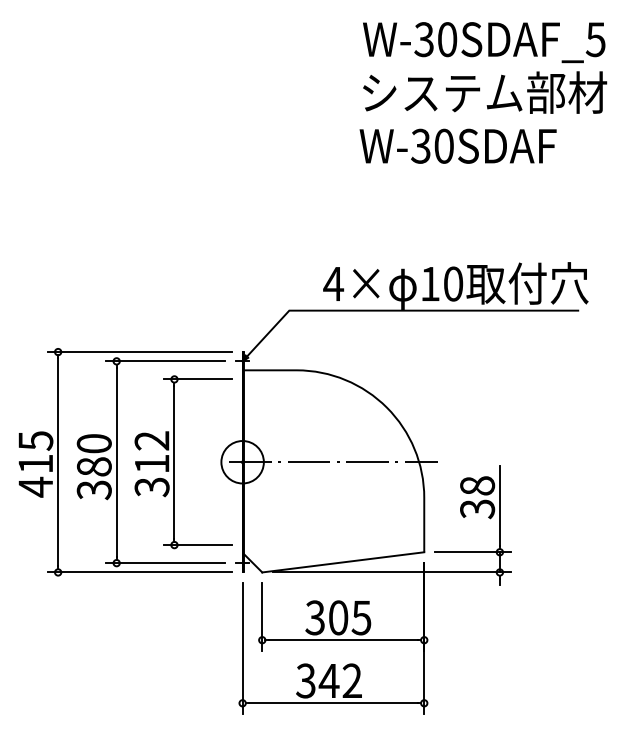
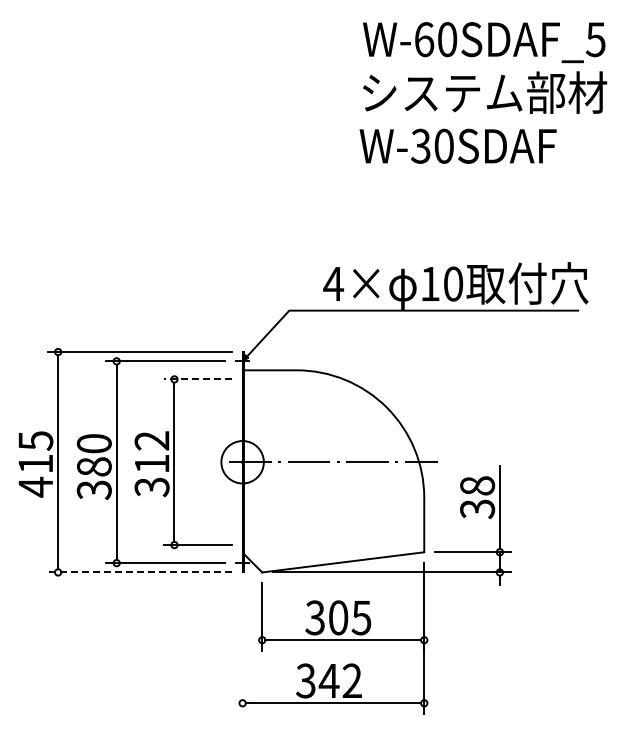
text: W-30SDAF_5 -> W-60SDAF_5 (424, 39)
line: solid -> dashed (197, 379)
line: solid -> dashed (139, 572)
line: present -> none (242, 648)
